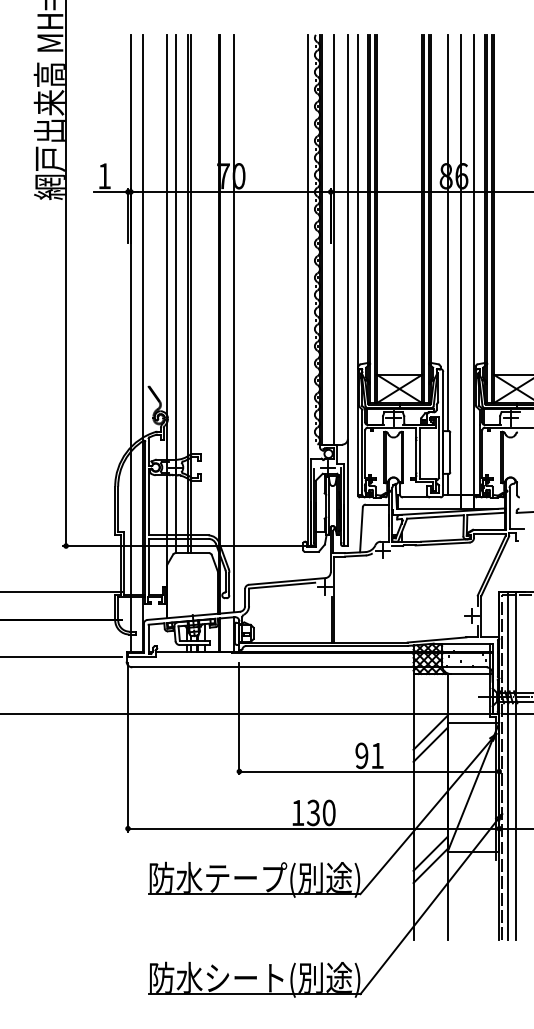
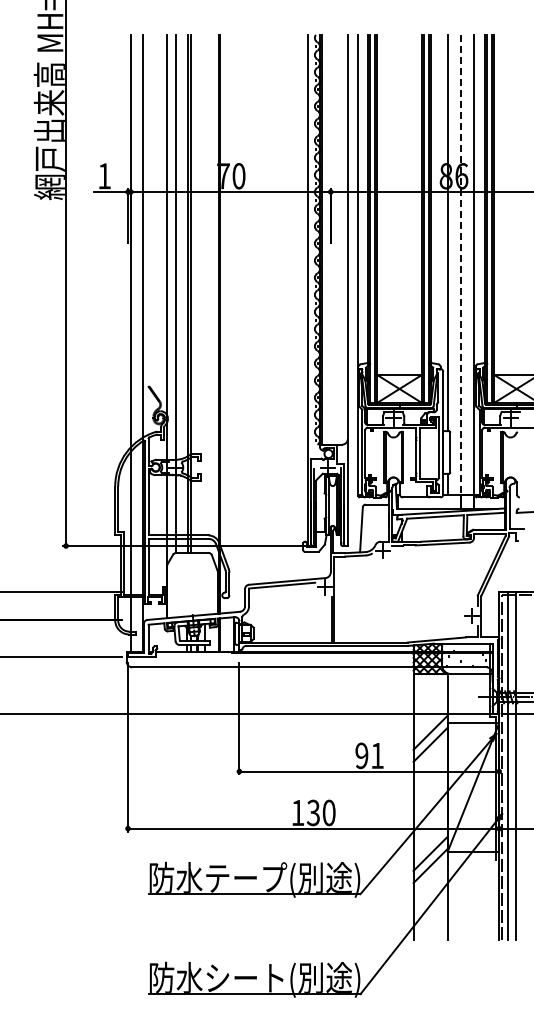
line: present -> none (334, 239)
line: solid -> dashed (461, 264)
line: present -> none (233, 323)
